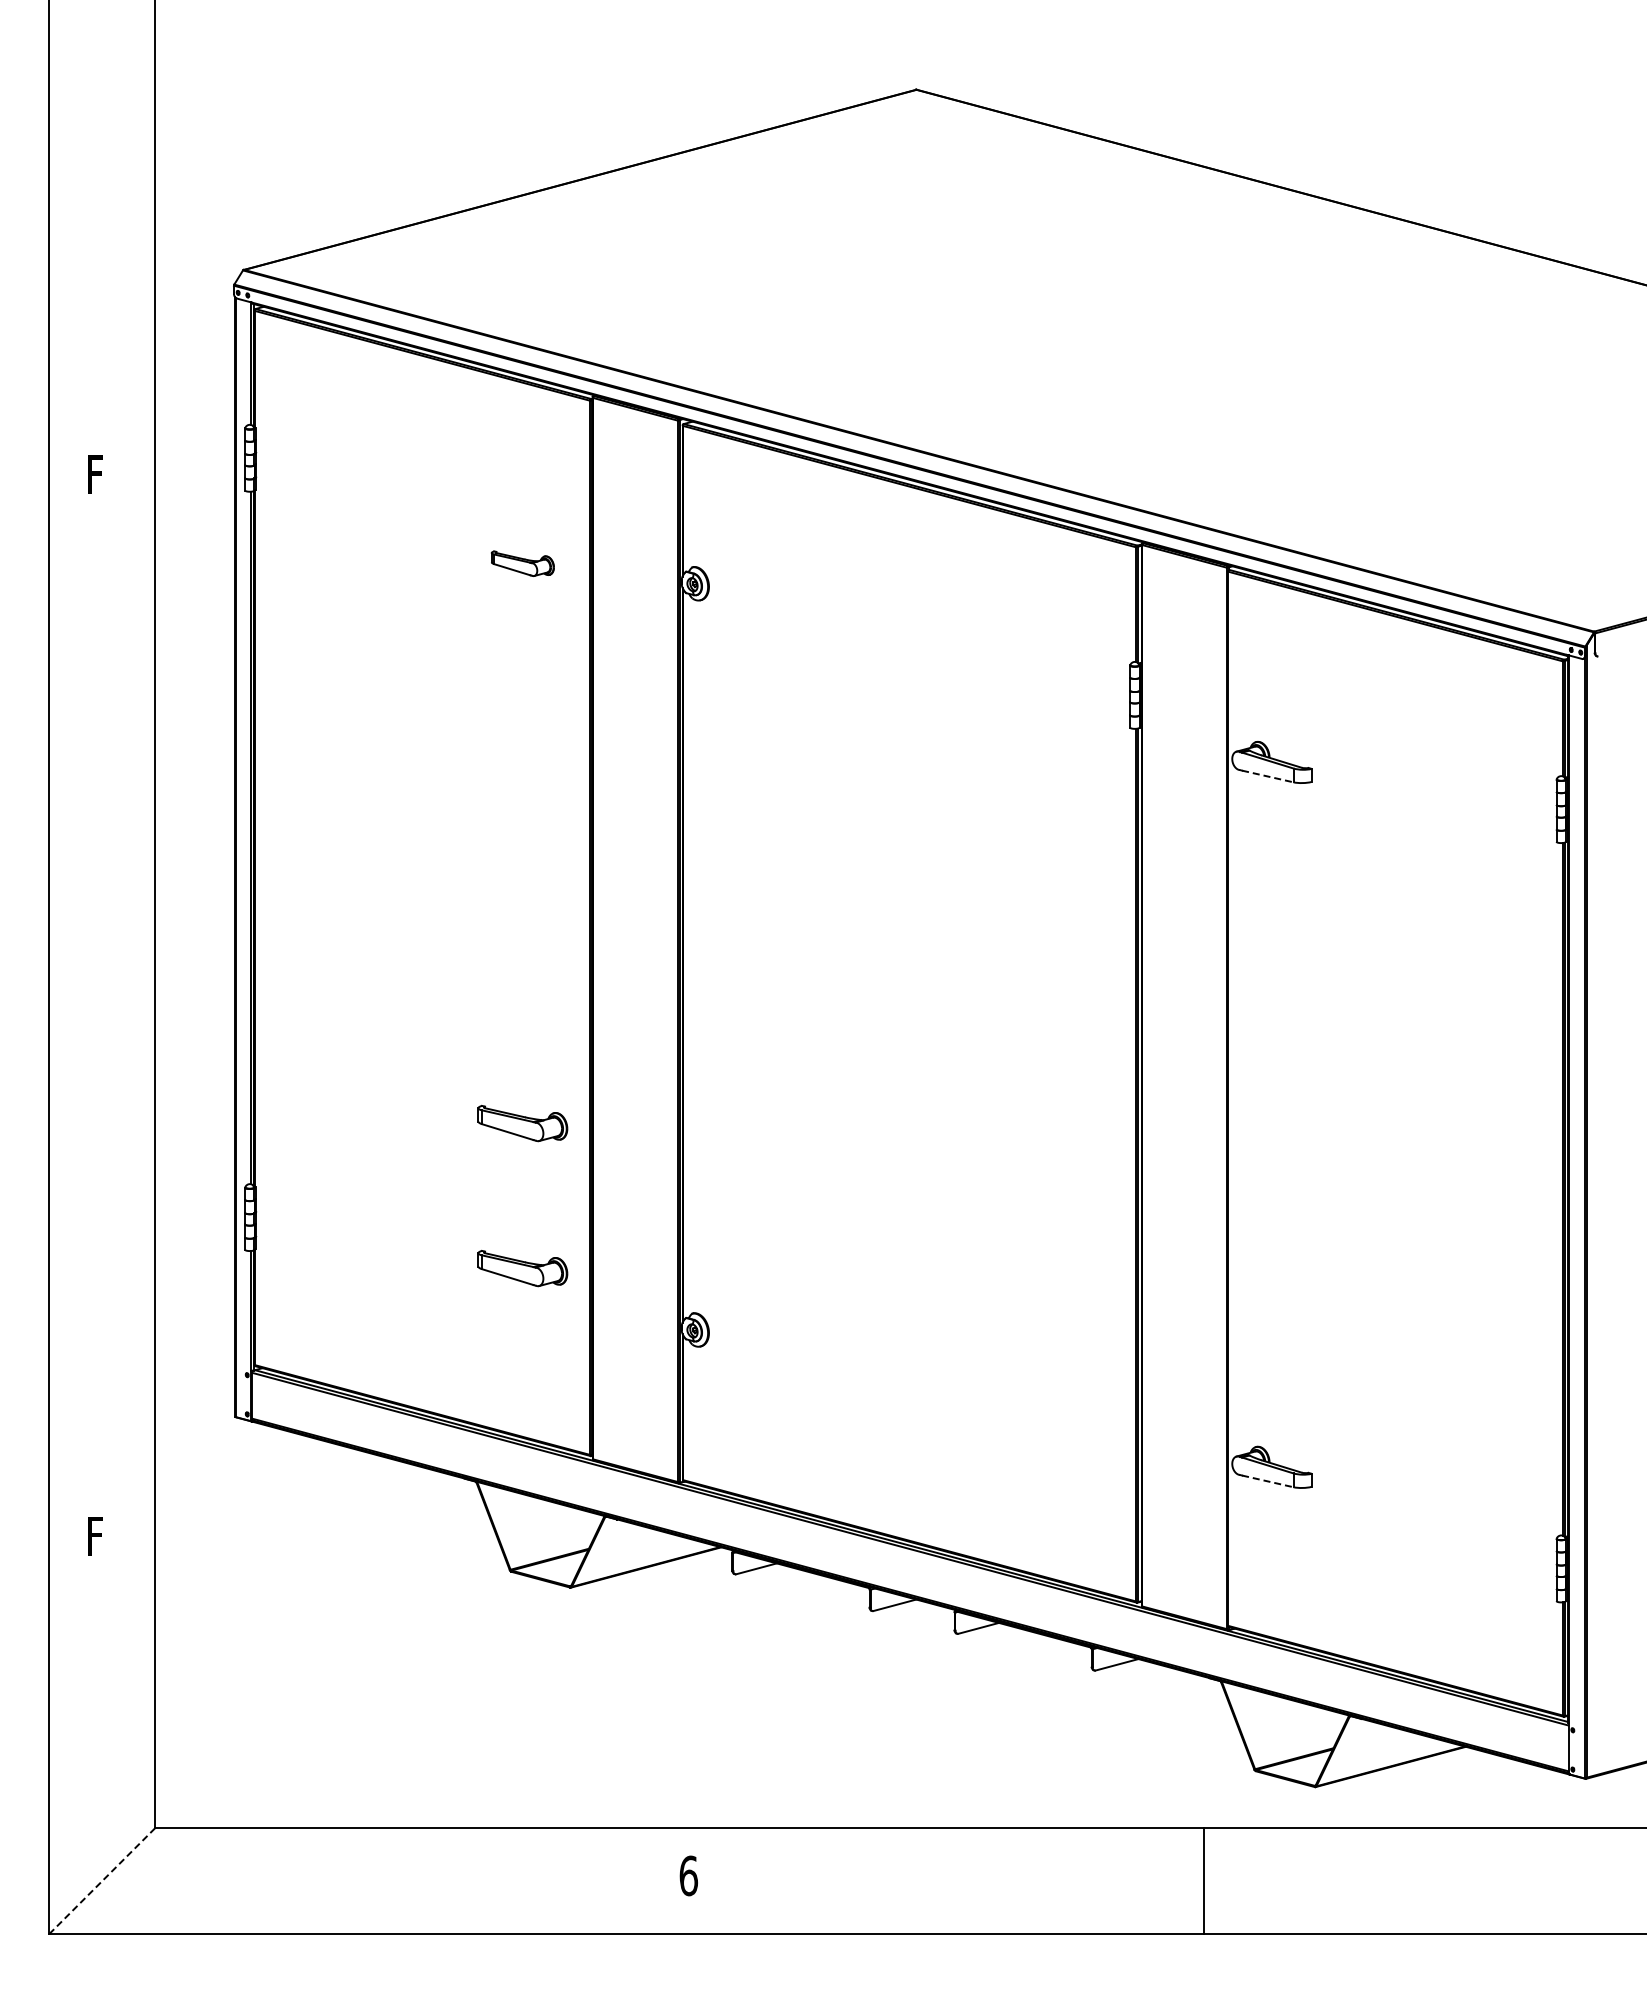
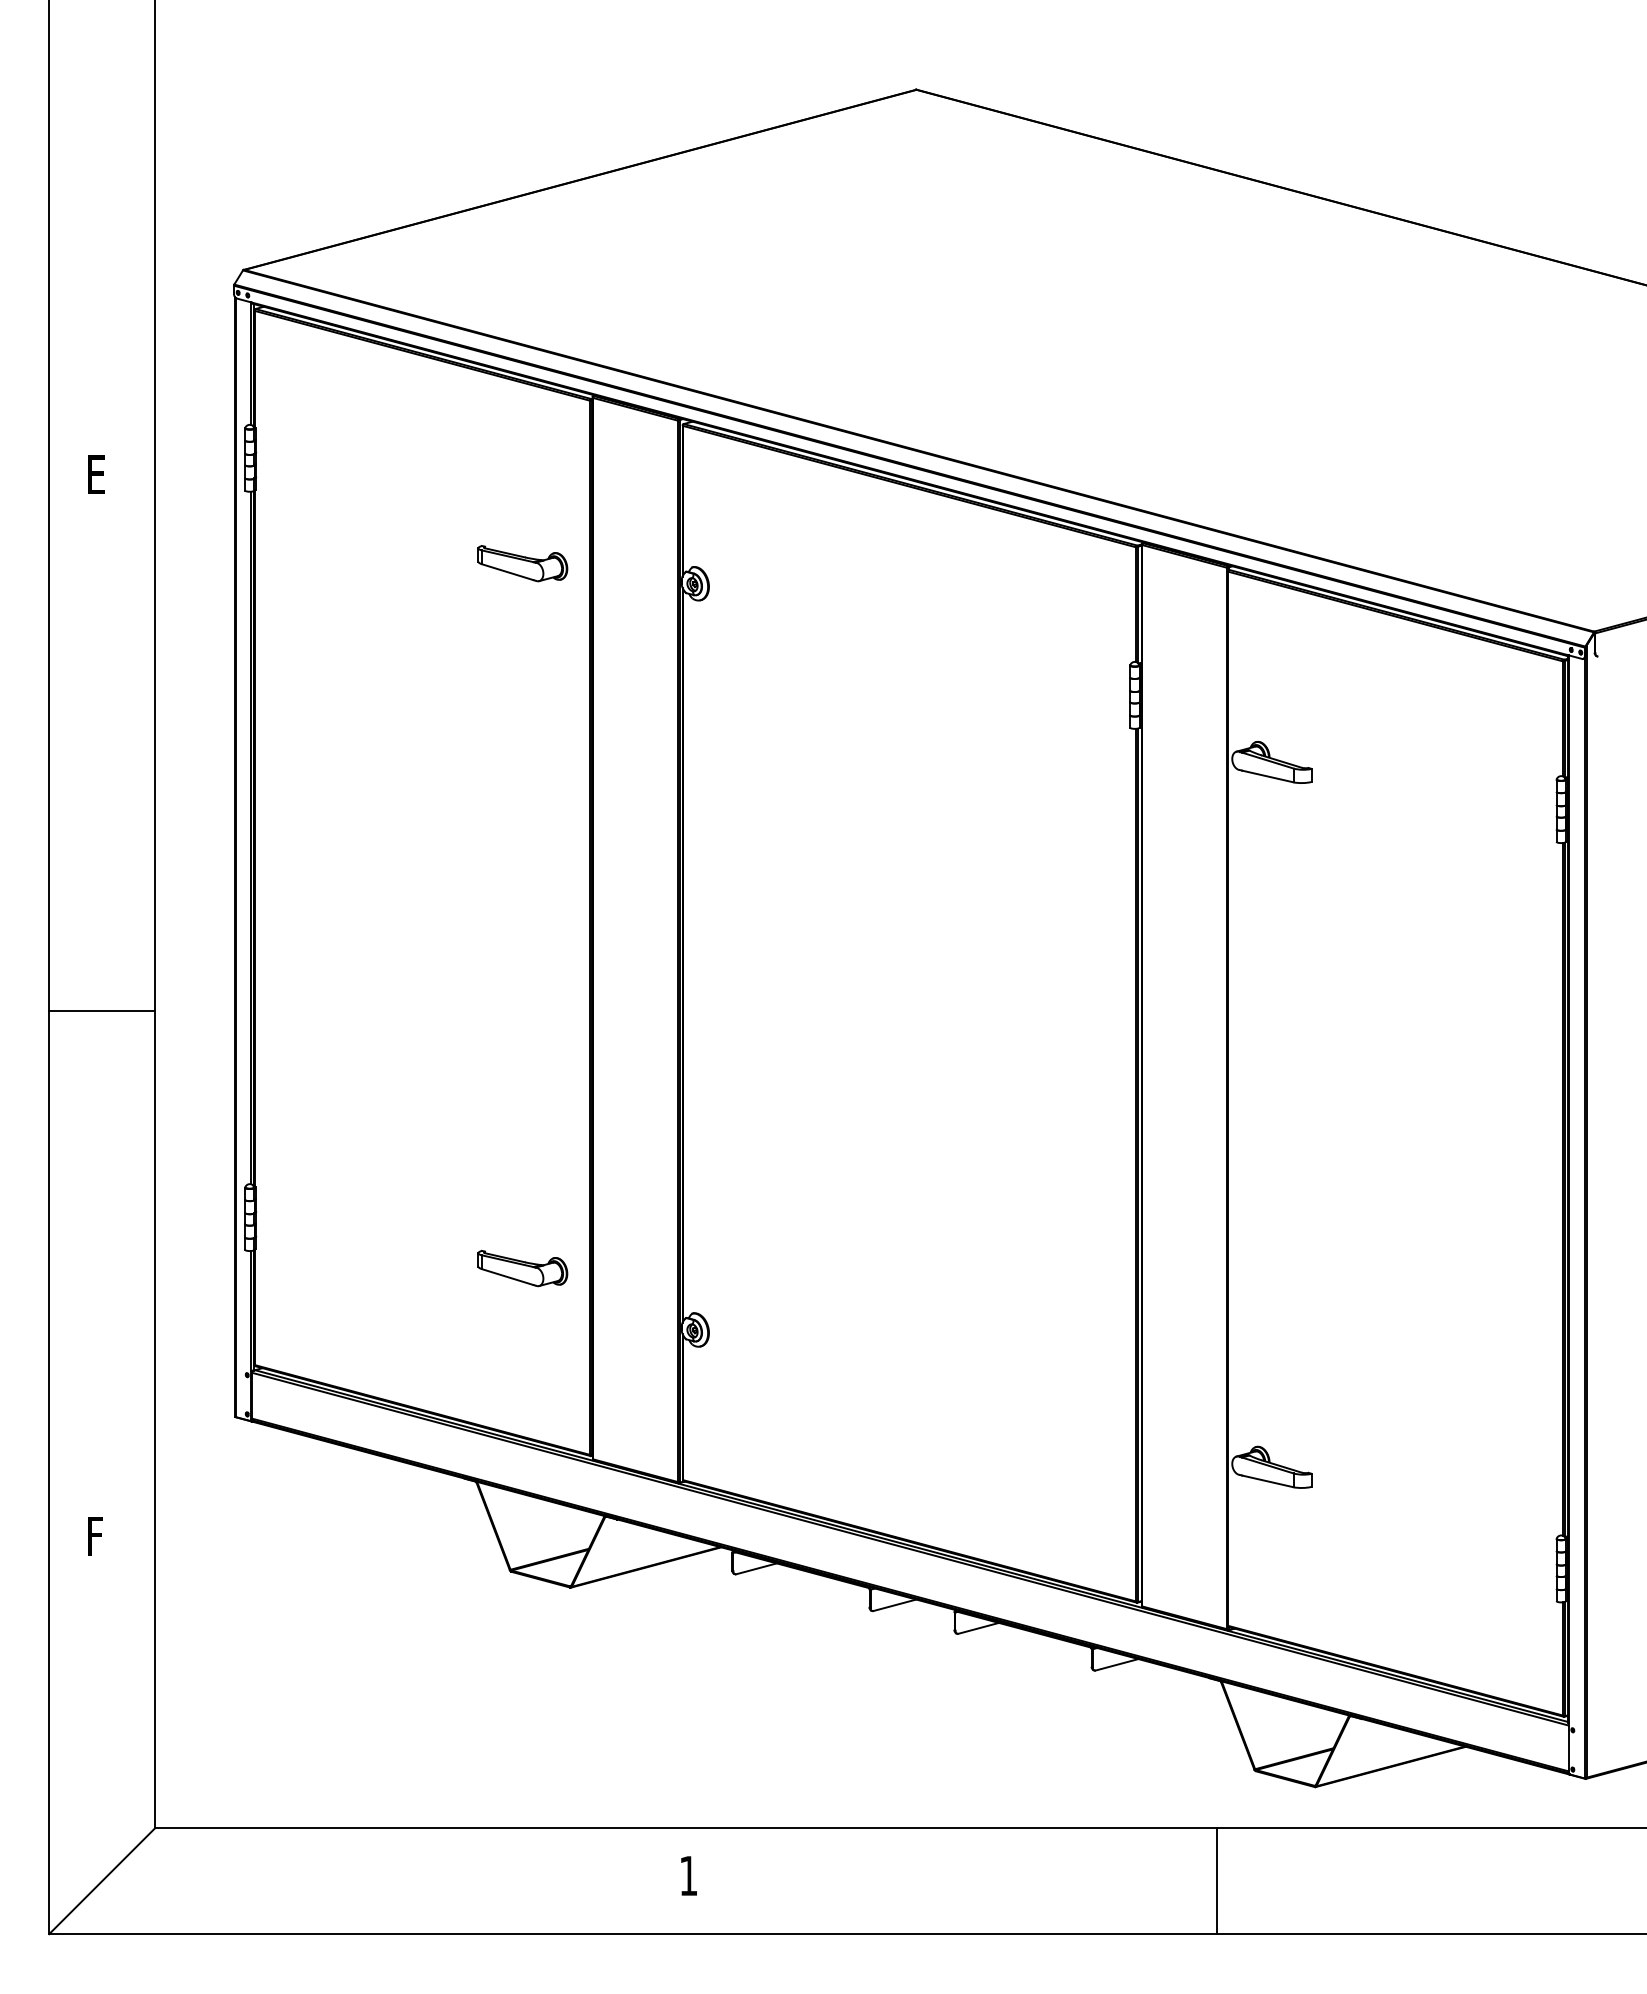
text: F -> E (98, 474)
part size: 64x27 px -> 92x38 px (522, 563)
line: dashed -> solid (1268, 776)
line: none -> present (102, 1010)
part: present -> none (522, 1123)
line: dashed -> solid (1268, 1481)
text: 6 -> 1 (688, 1875)
line: dashed -> solid (102, 1880)
line position: (1203, 1881) -> (1216, 1881) (1216, 1881)
